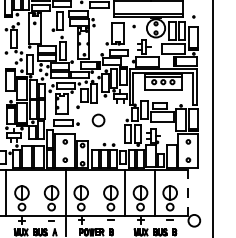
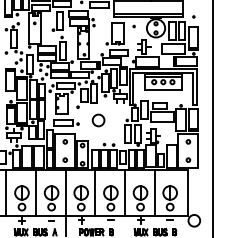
line: none -> present (36, 192)
line: none -> present (95, 192)
line: dashed -> solid (188, 192)
